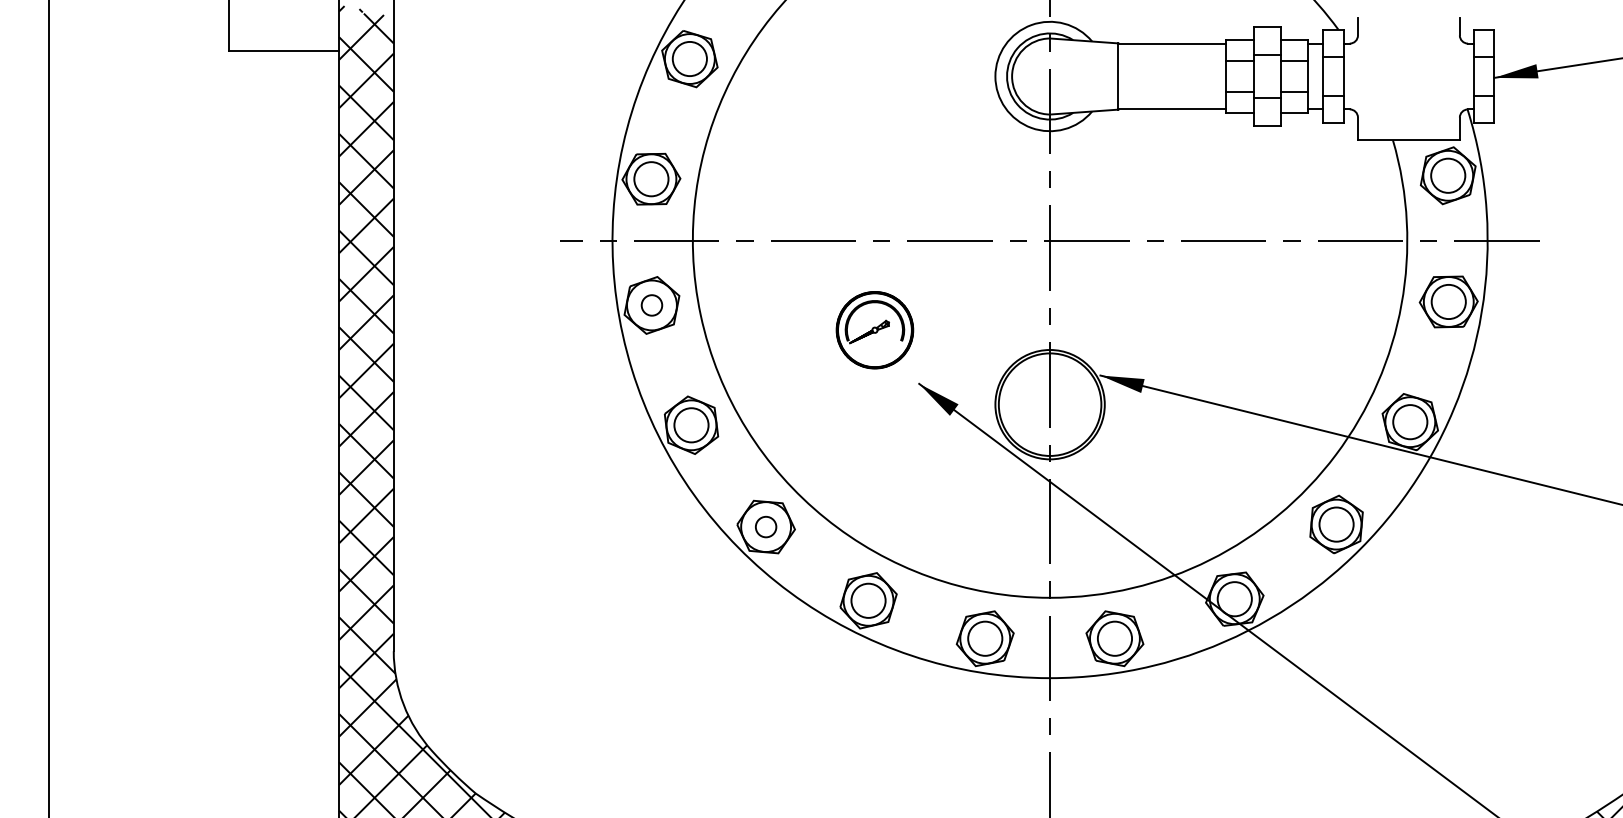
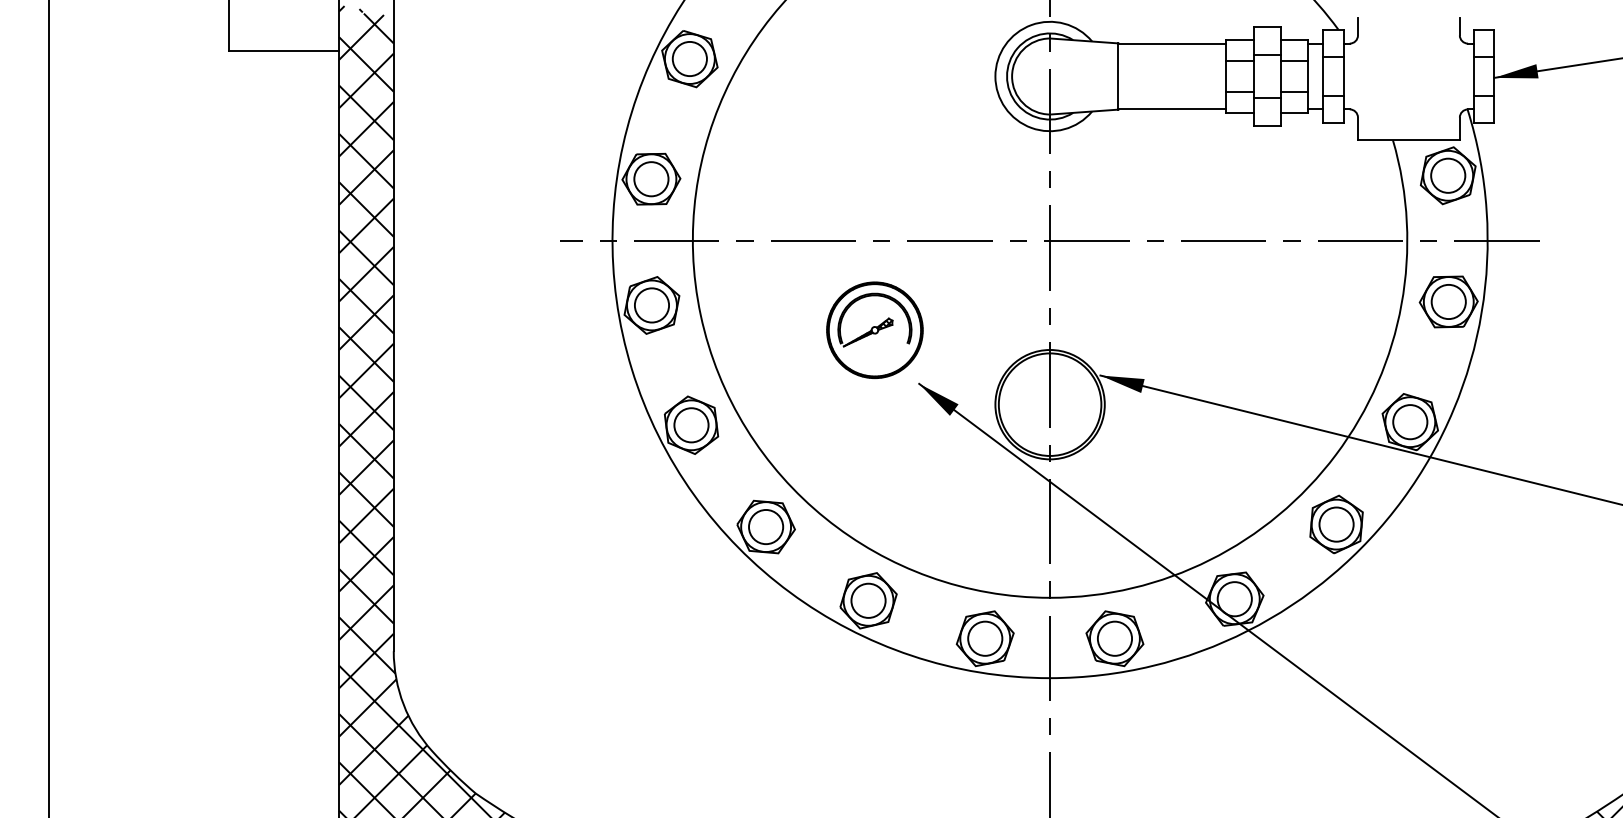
circle diameter: 21 px -> 34 px (651, 305)
part size: 80x79 px -> 98x98 px (874, 329)
circle diameter: 21 px -> 34 px (766, 526)
